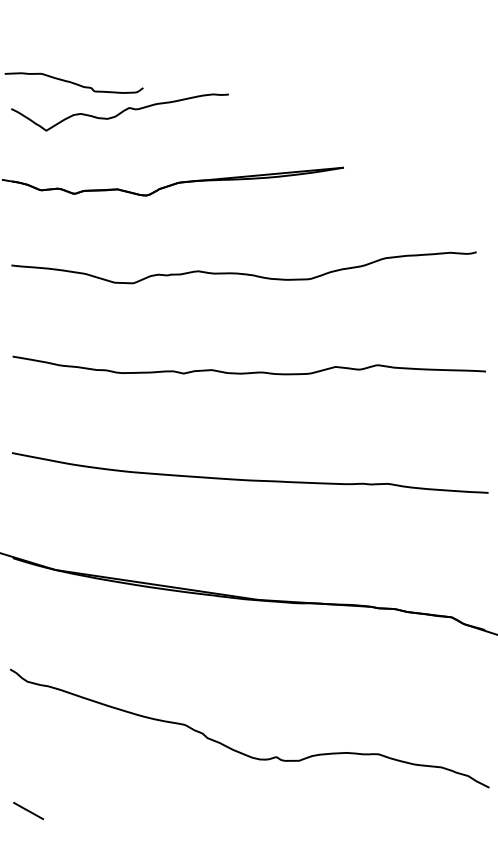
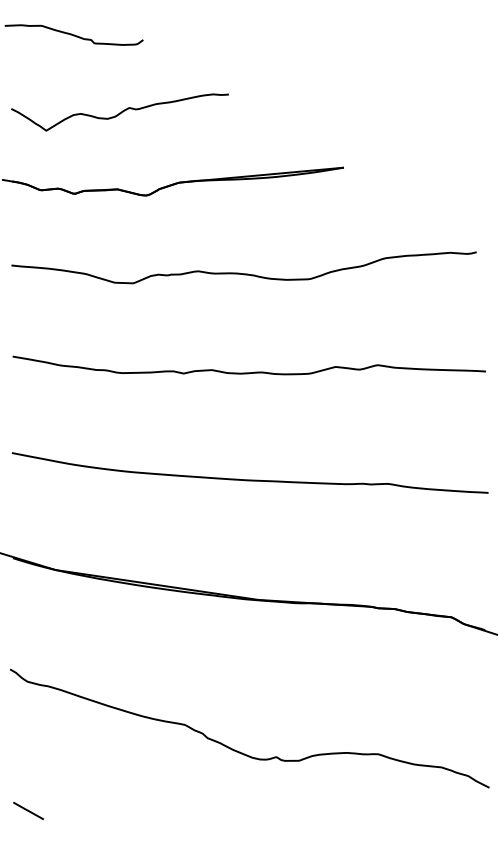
curve position: (73, 82) -> (73, 34) (73, 34)
